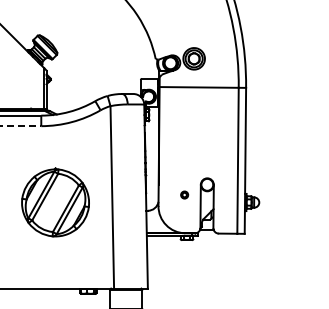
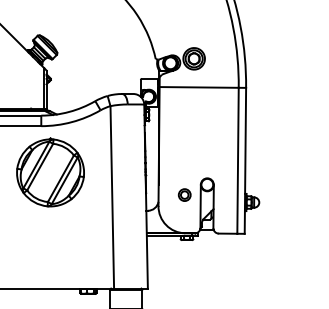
line: dashed -> solid (21, 126)
part size: 10x10 px -> 15x14 px (184, 194)
part position: (55, 202) -> (50, 172) (50, 172)
